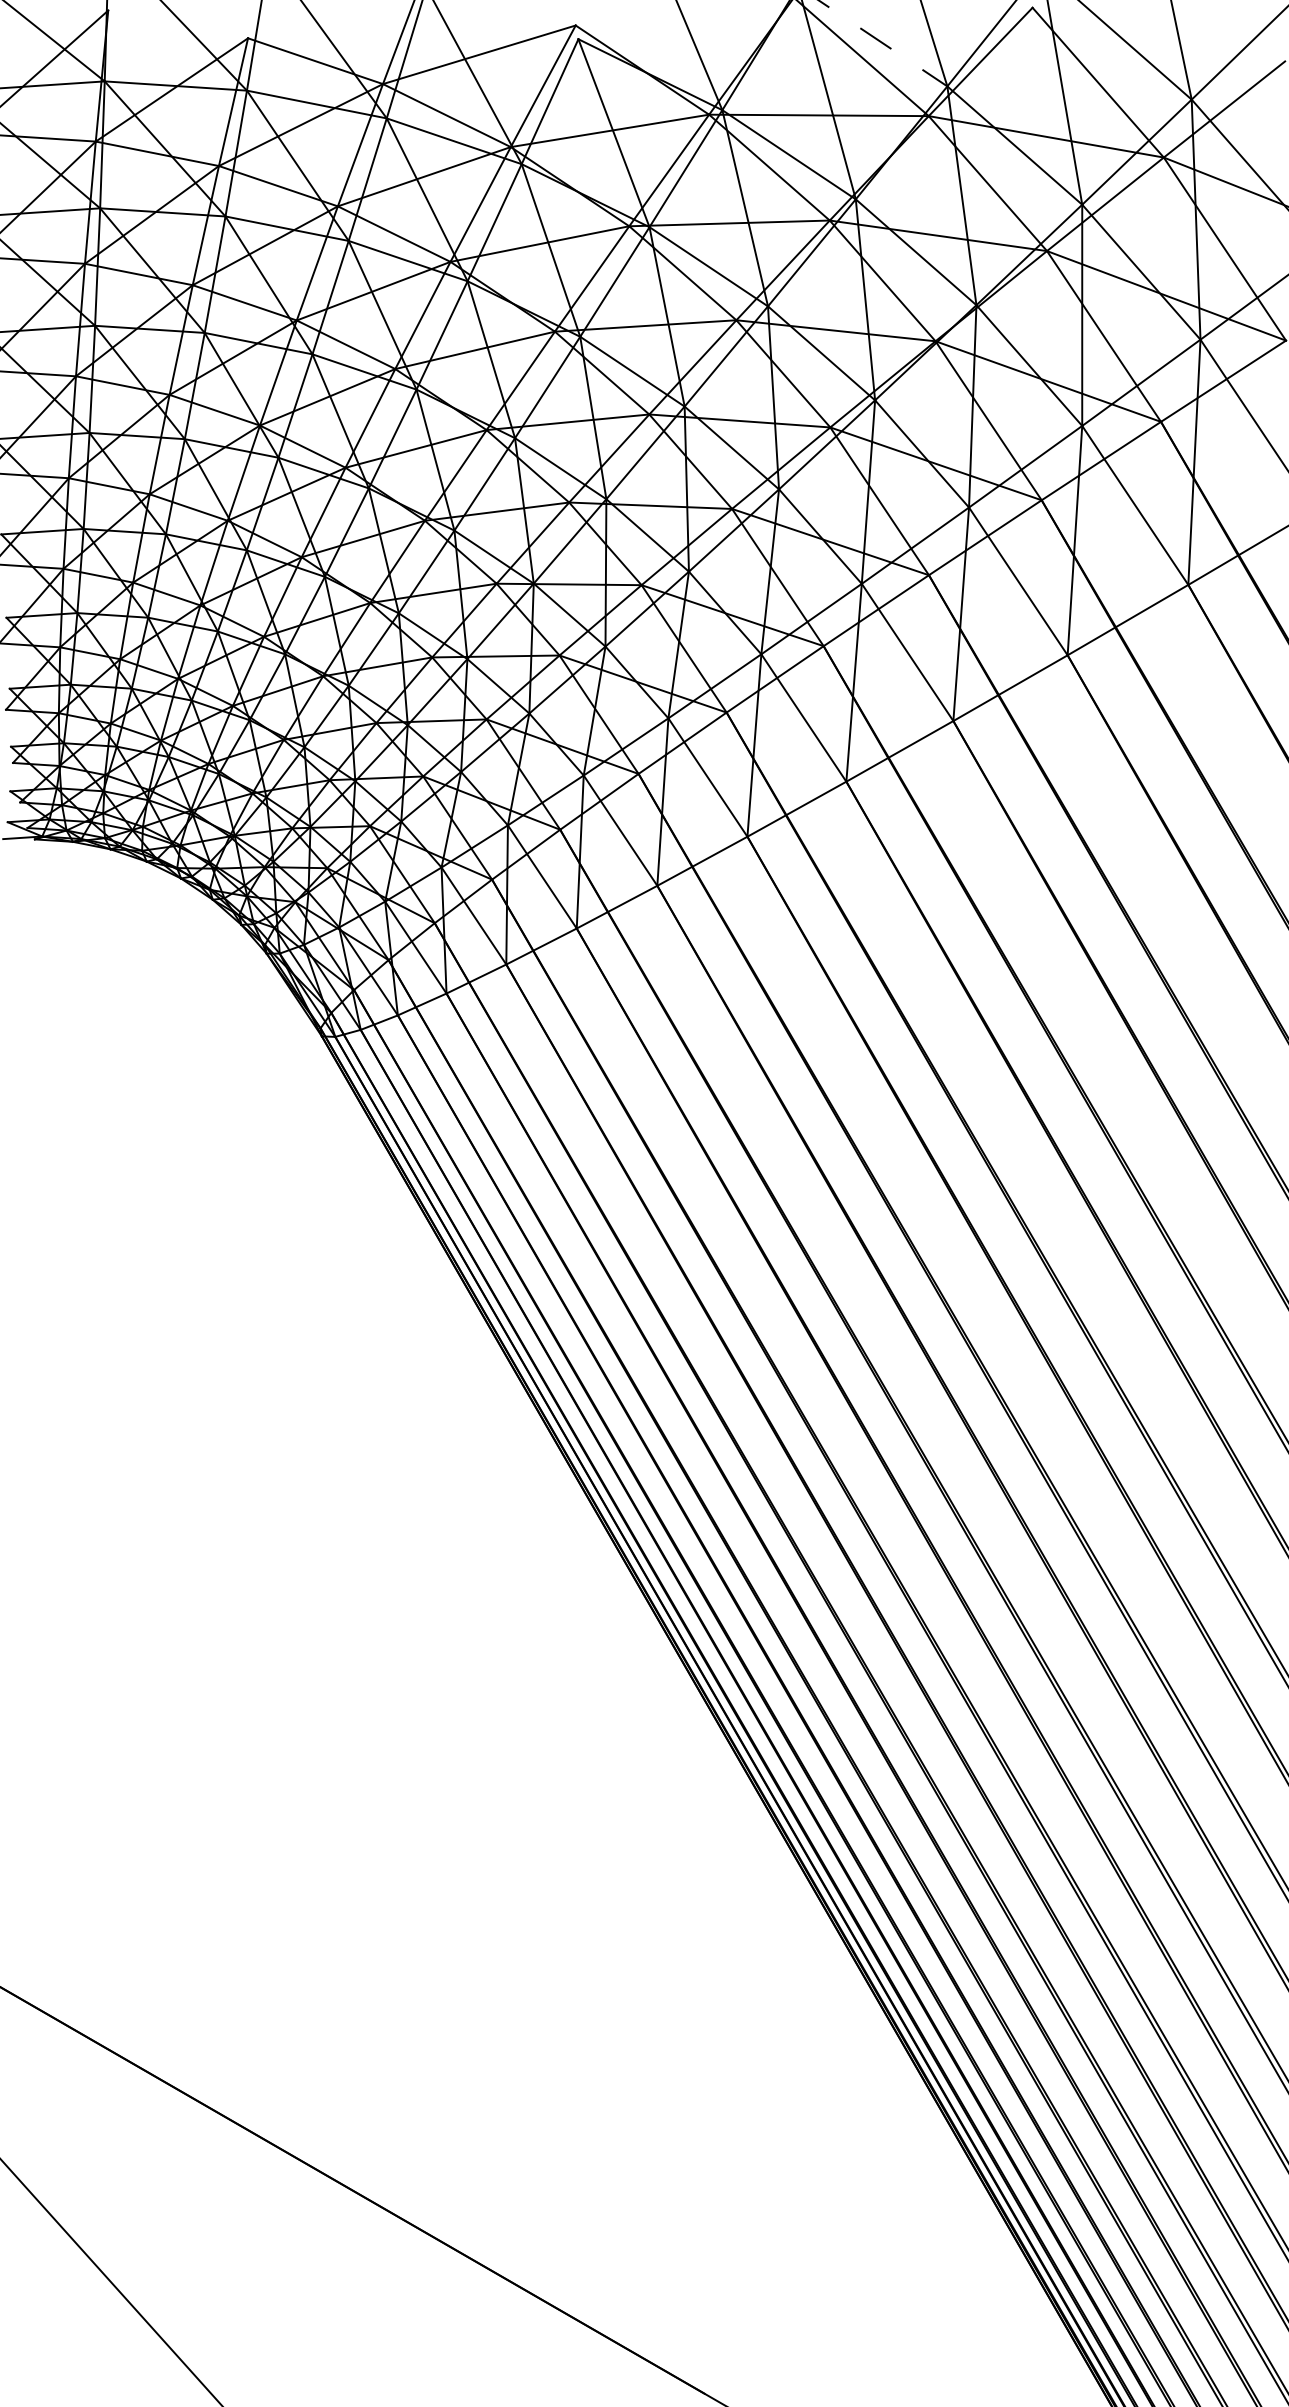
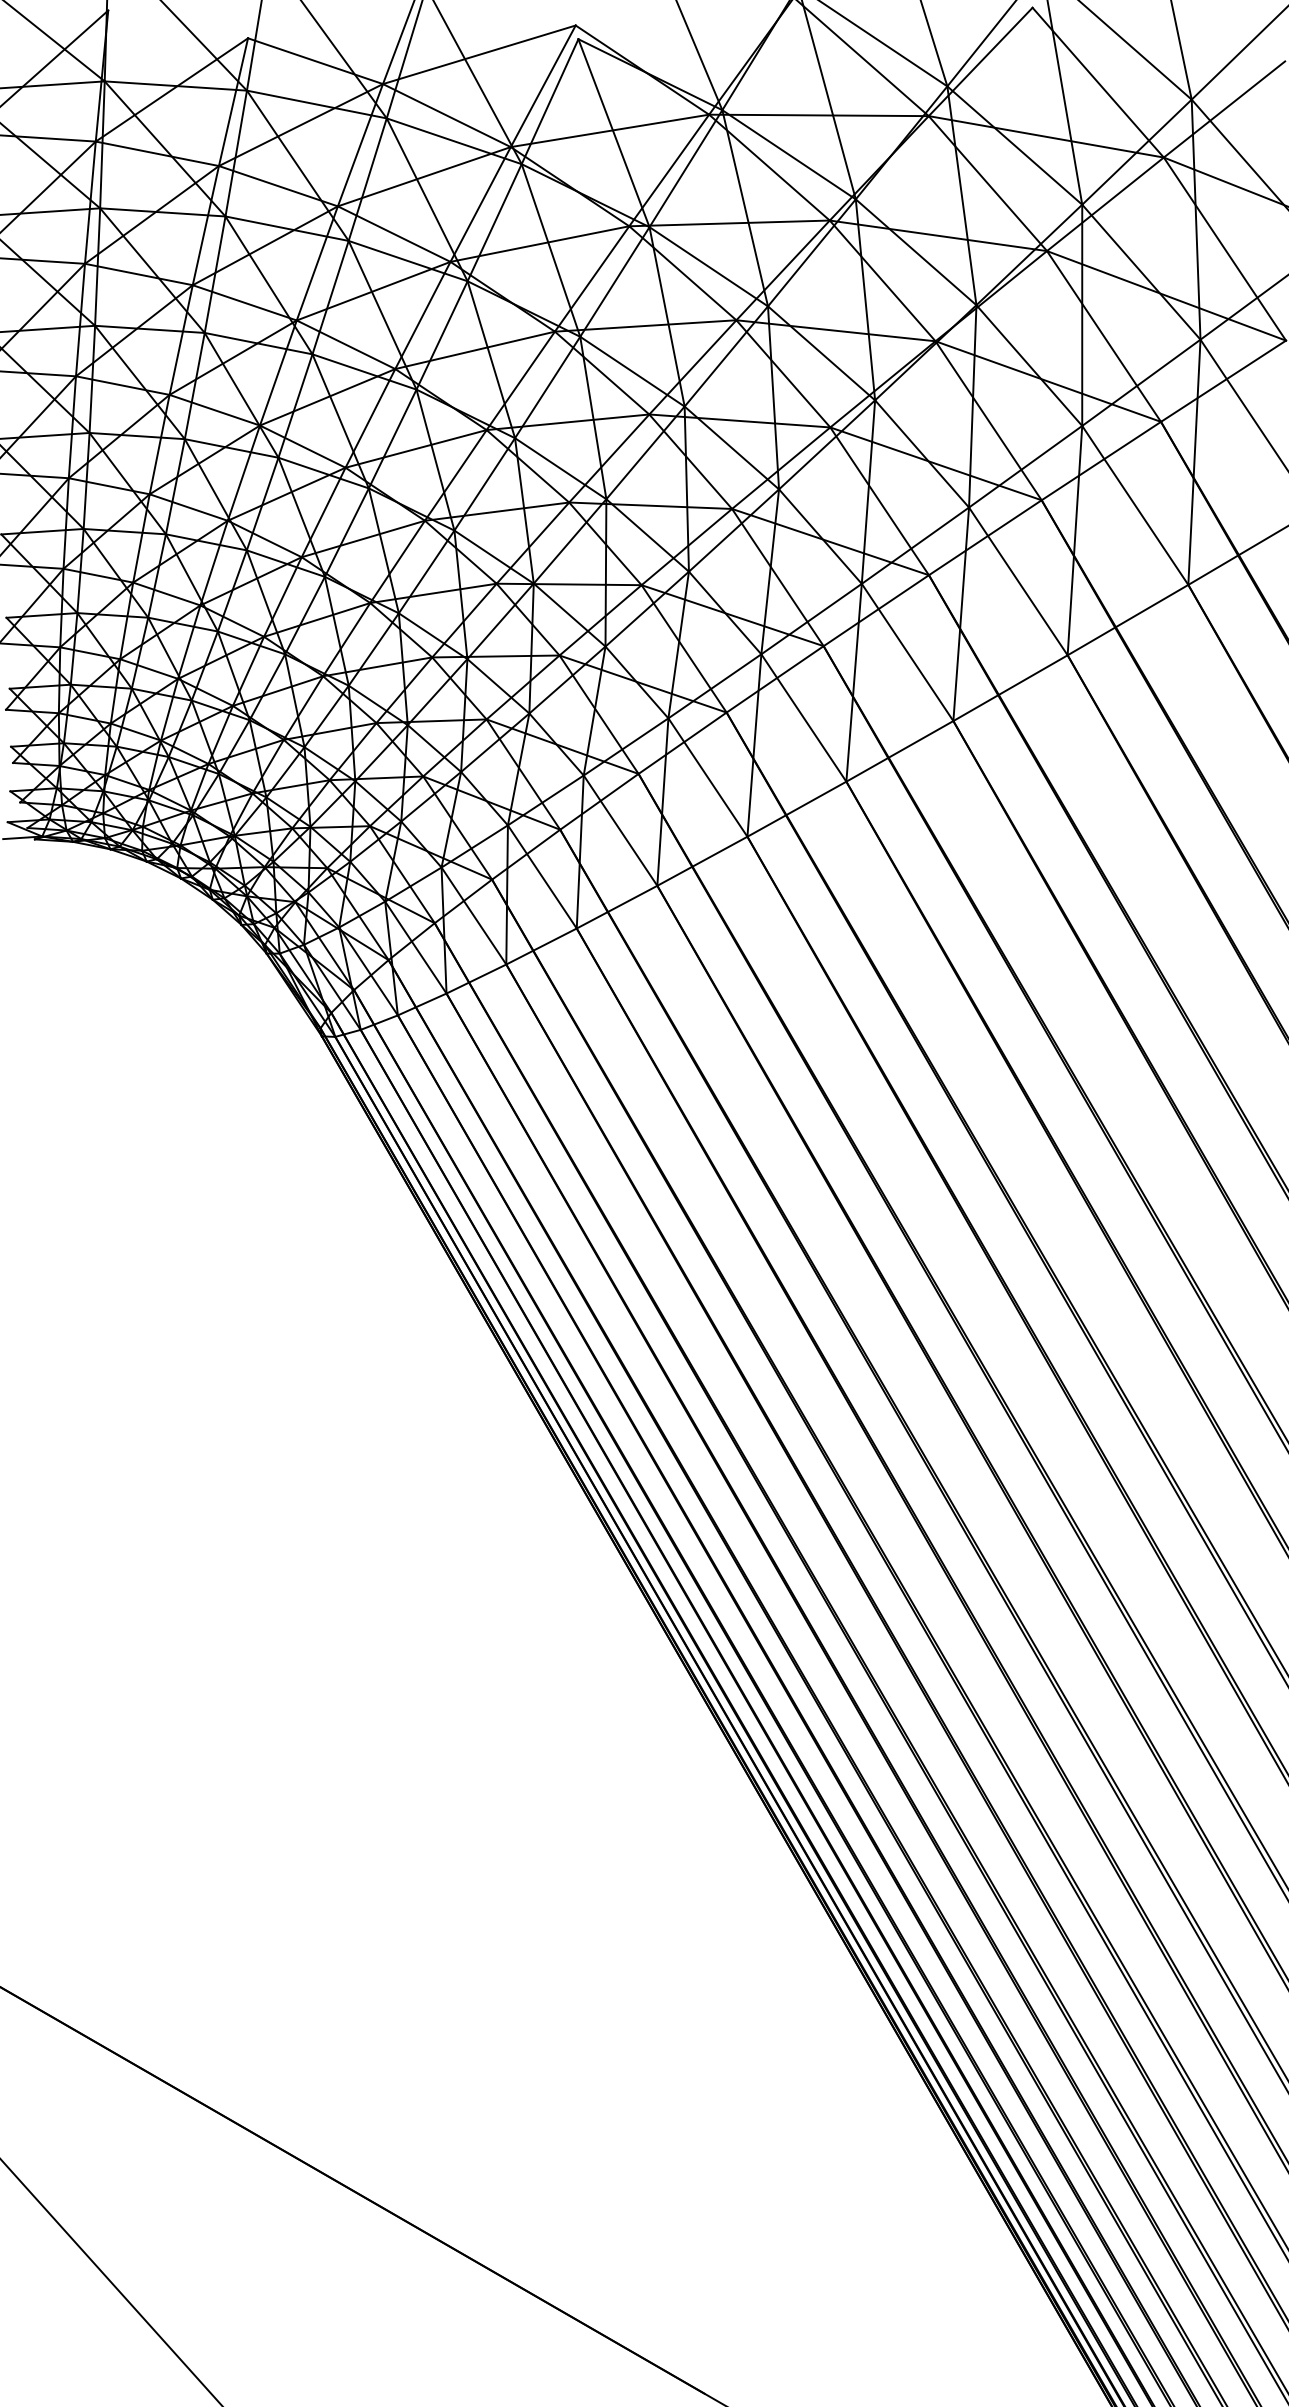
line: dashed -> solid (882, 43)
